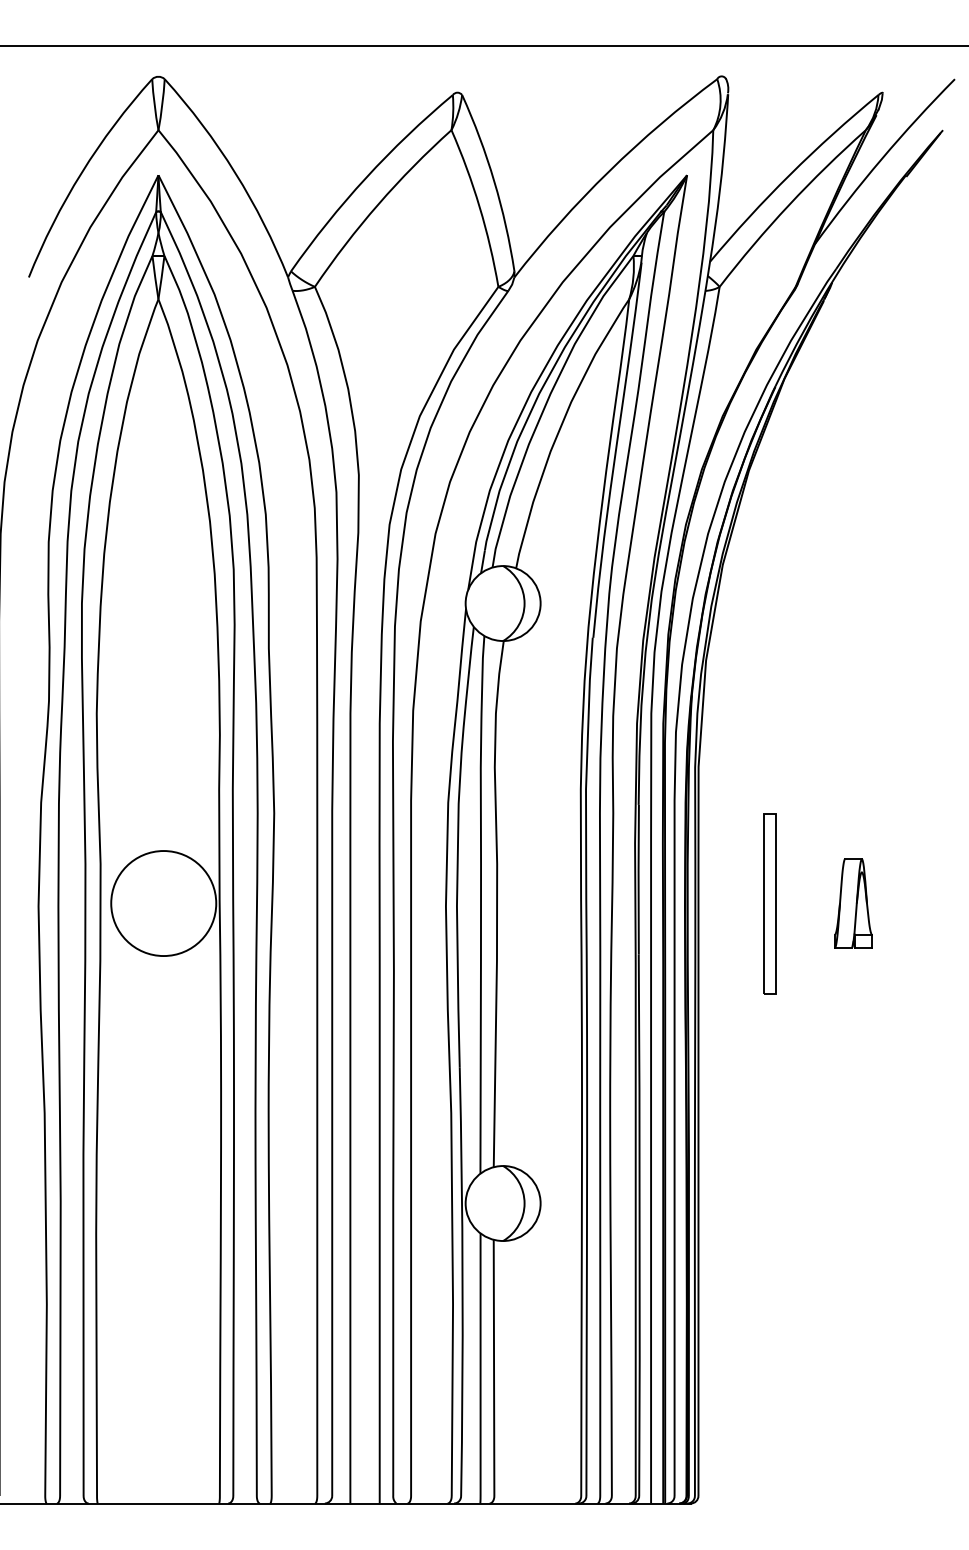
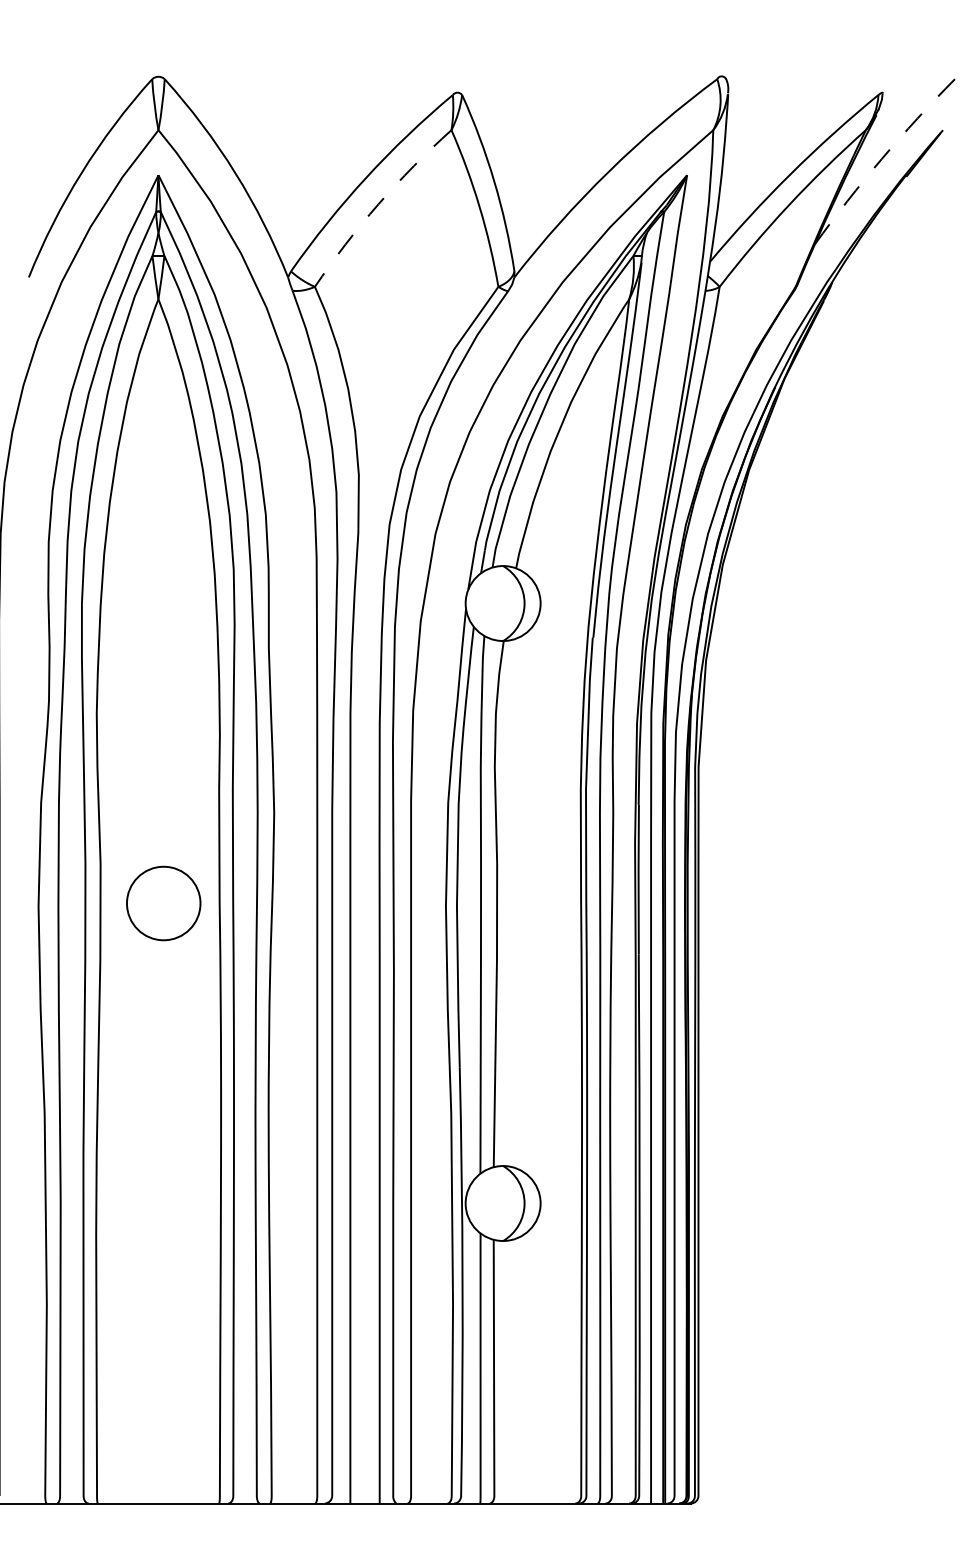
line: present -> none (483, 46)
arc: solid -> dashed (881, 159)
arc: solid -> dashed (378, 204)
circle diameter: 105 px -> 74 px (163, 903)
part: present -> none (769, 903)
part: present -> none (853, 903)
